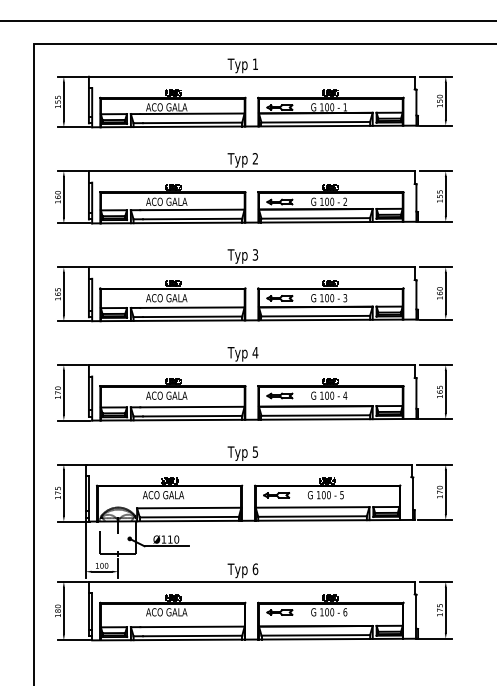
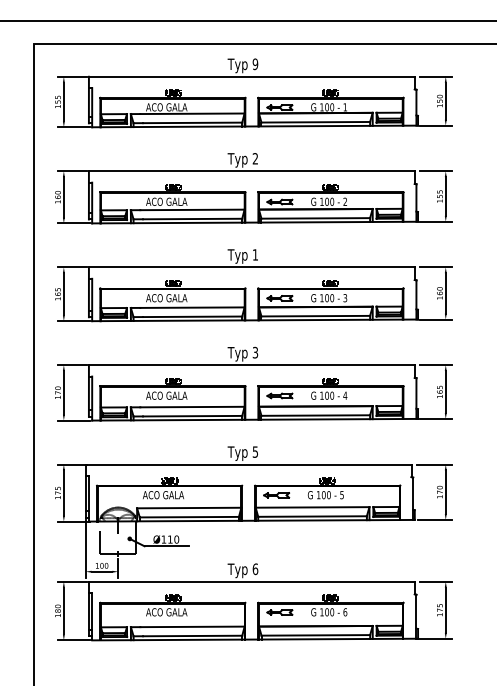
text: 1 -> 9 (255, 64)
text: 3 -> 1 (255, 254)
text: 4 -> 3 (255, 352)
